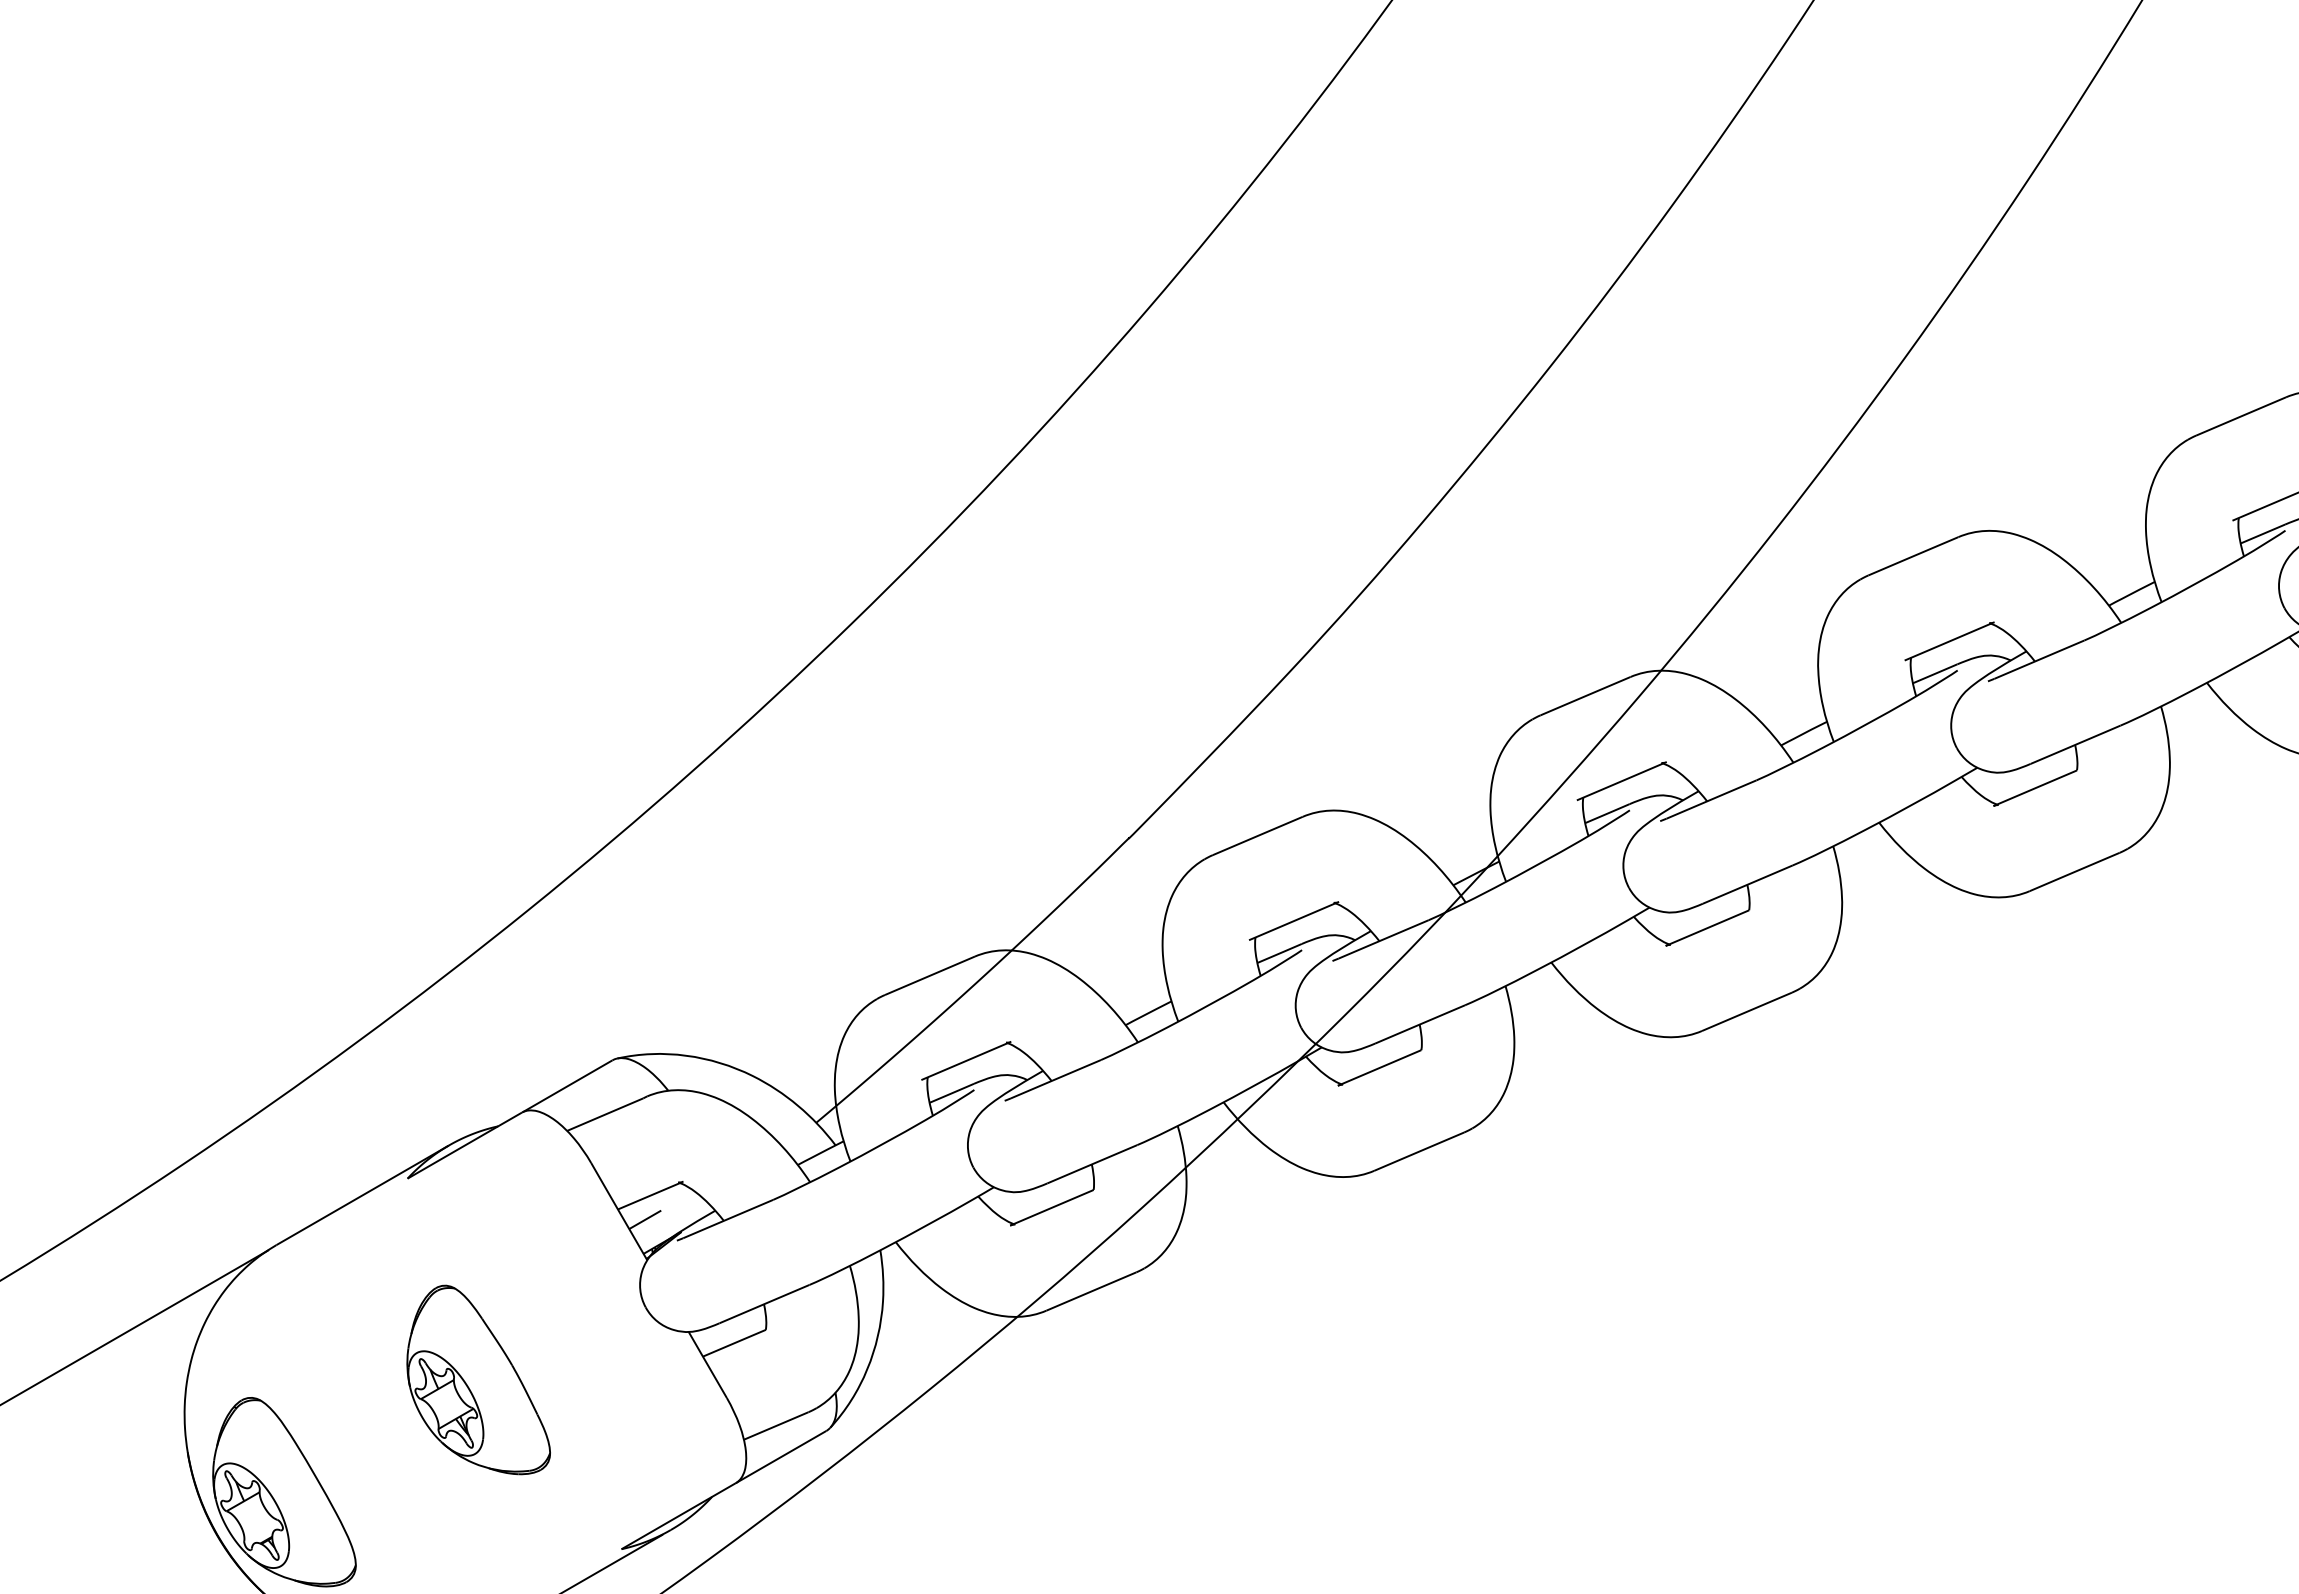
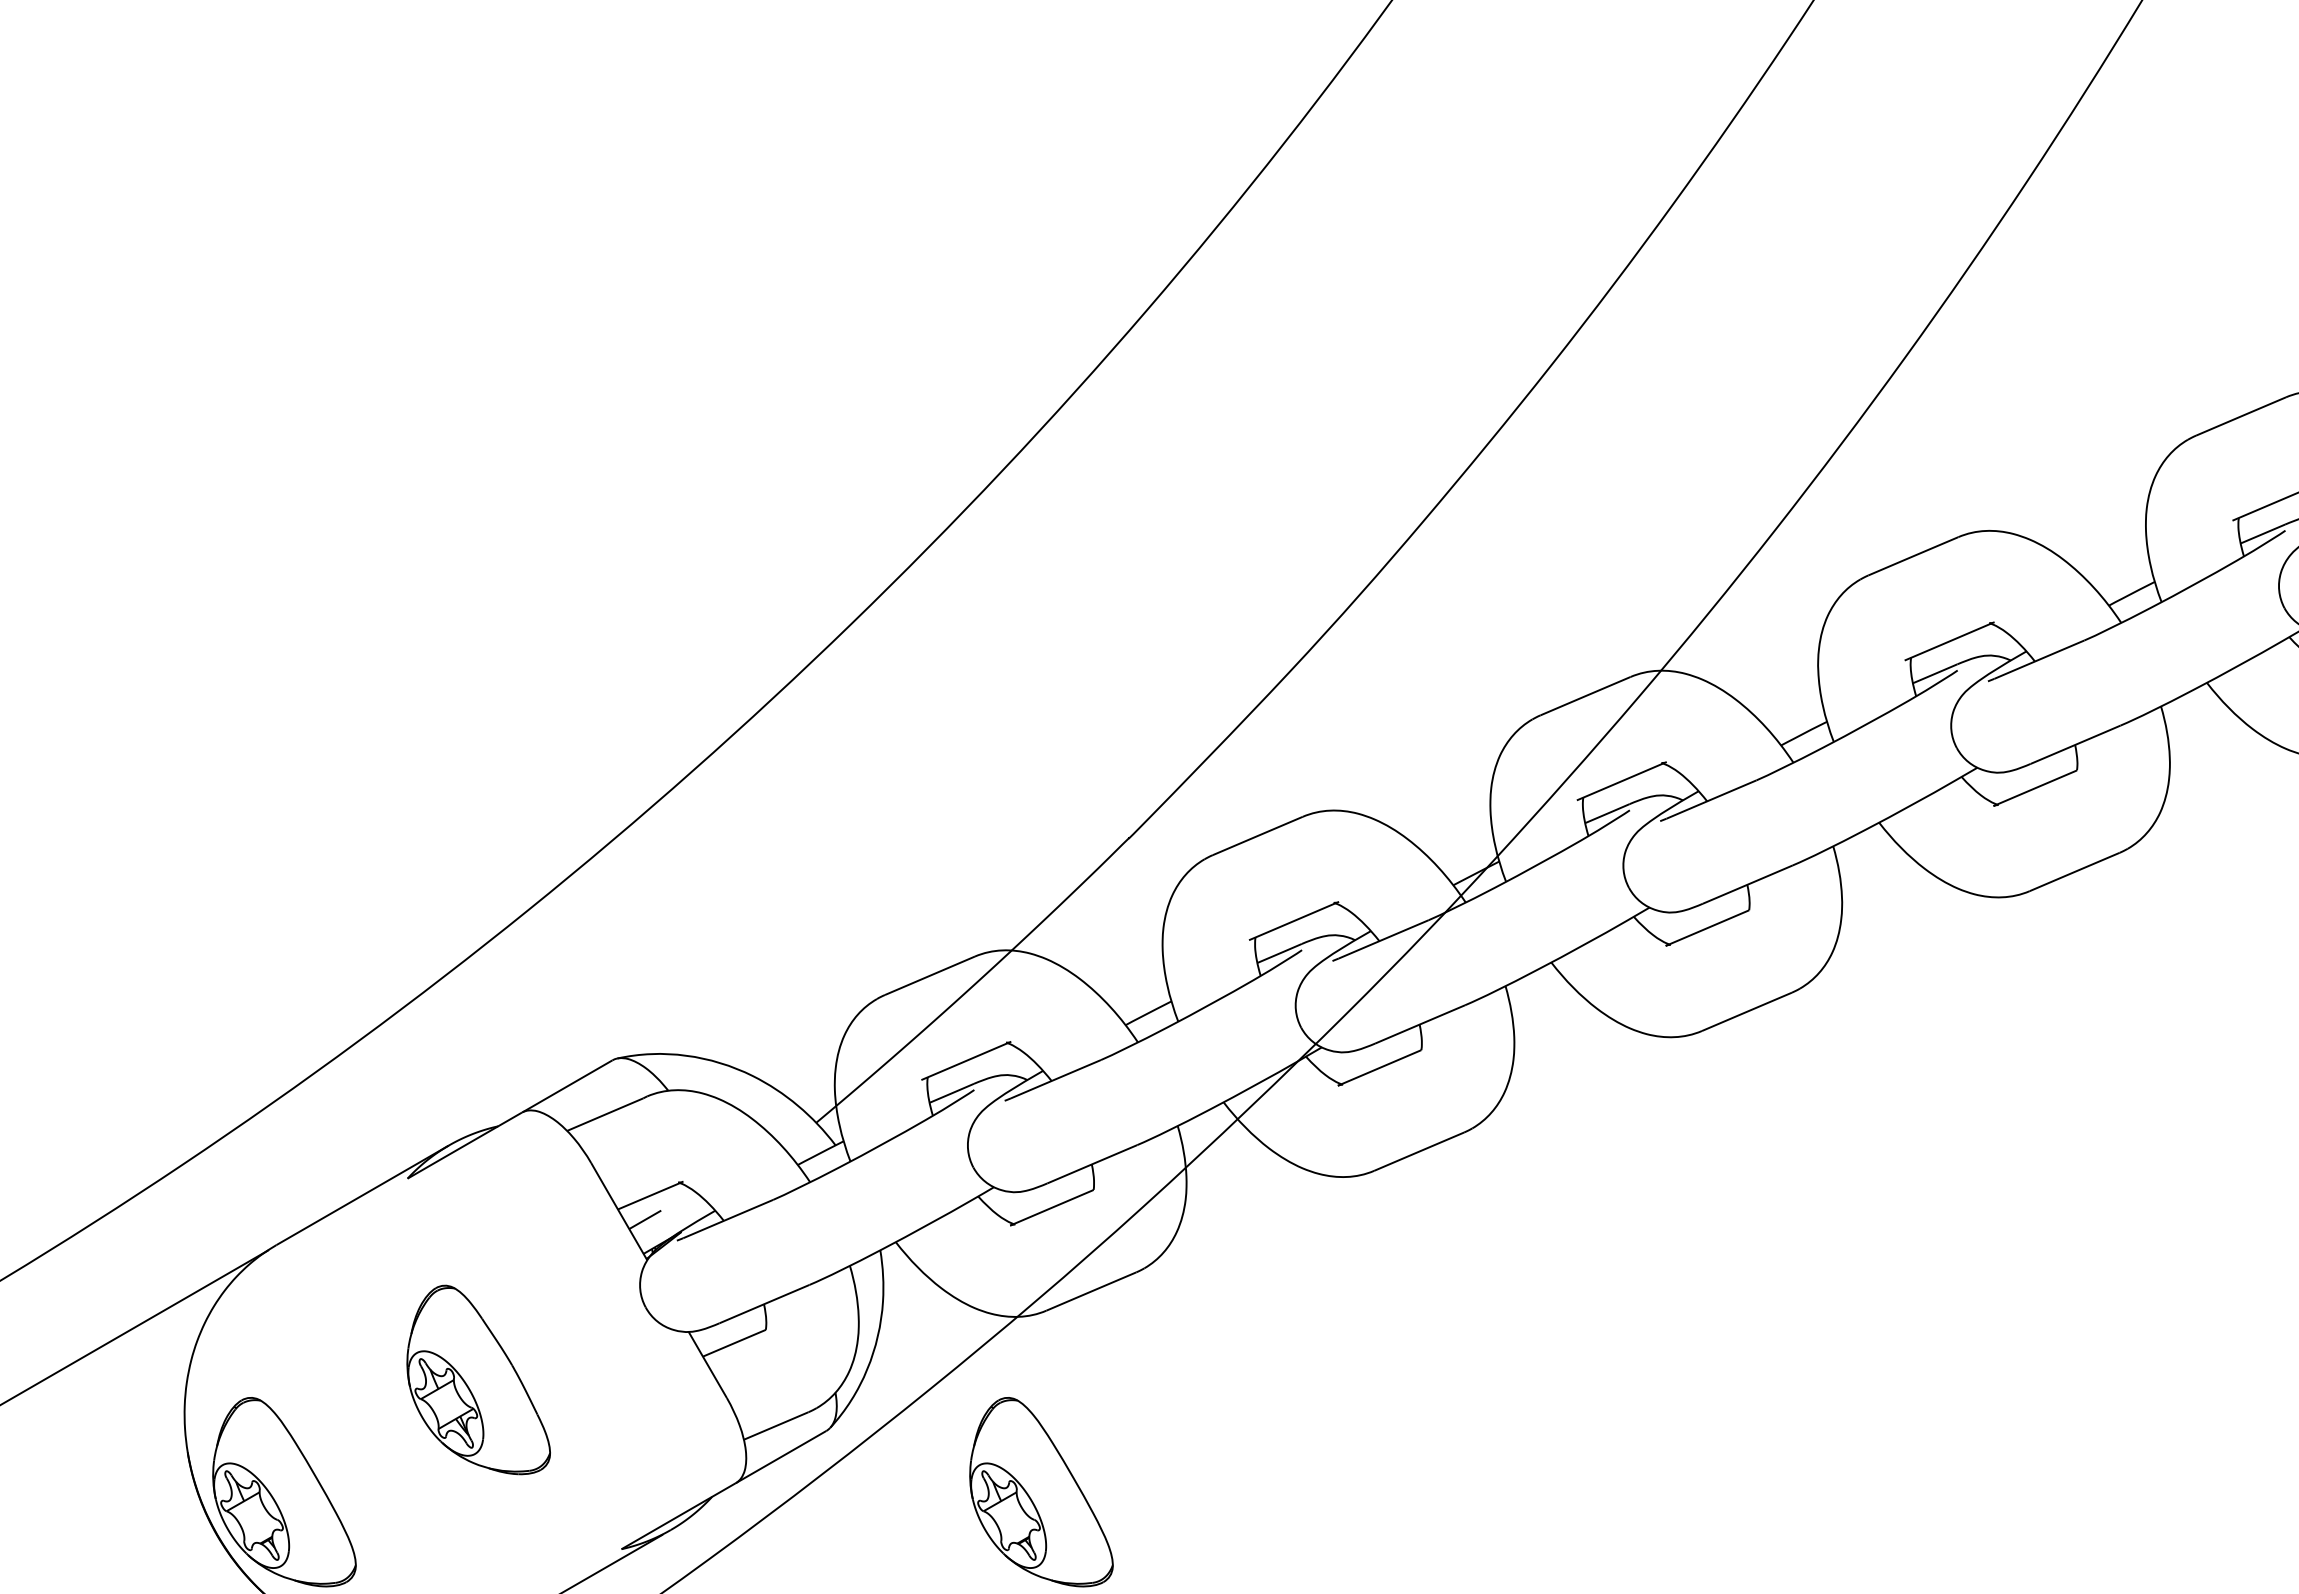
part: none -> present (1041, 1492)
